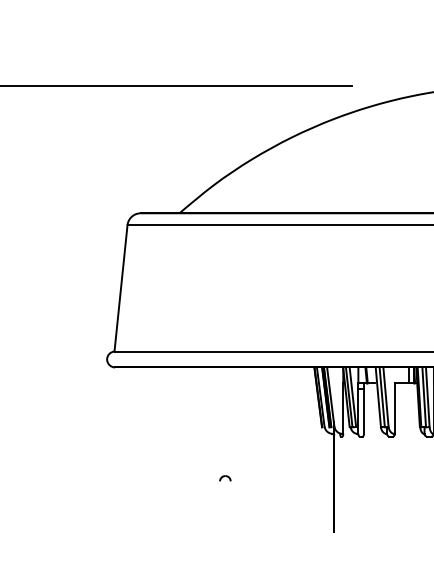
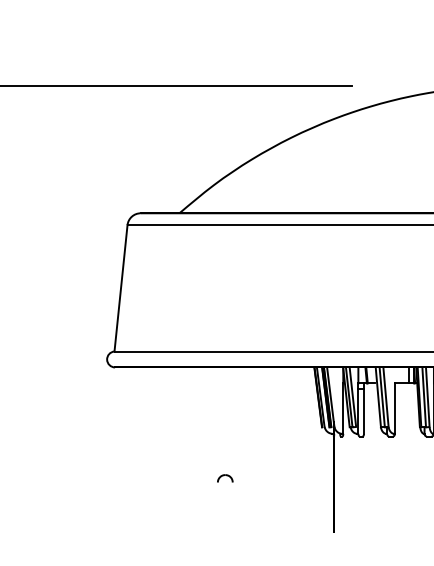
part size: 13x7 px -> 17x9 px (225, 478)
